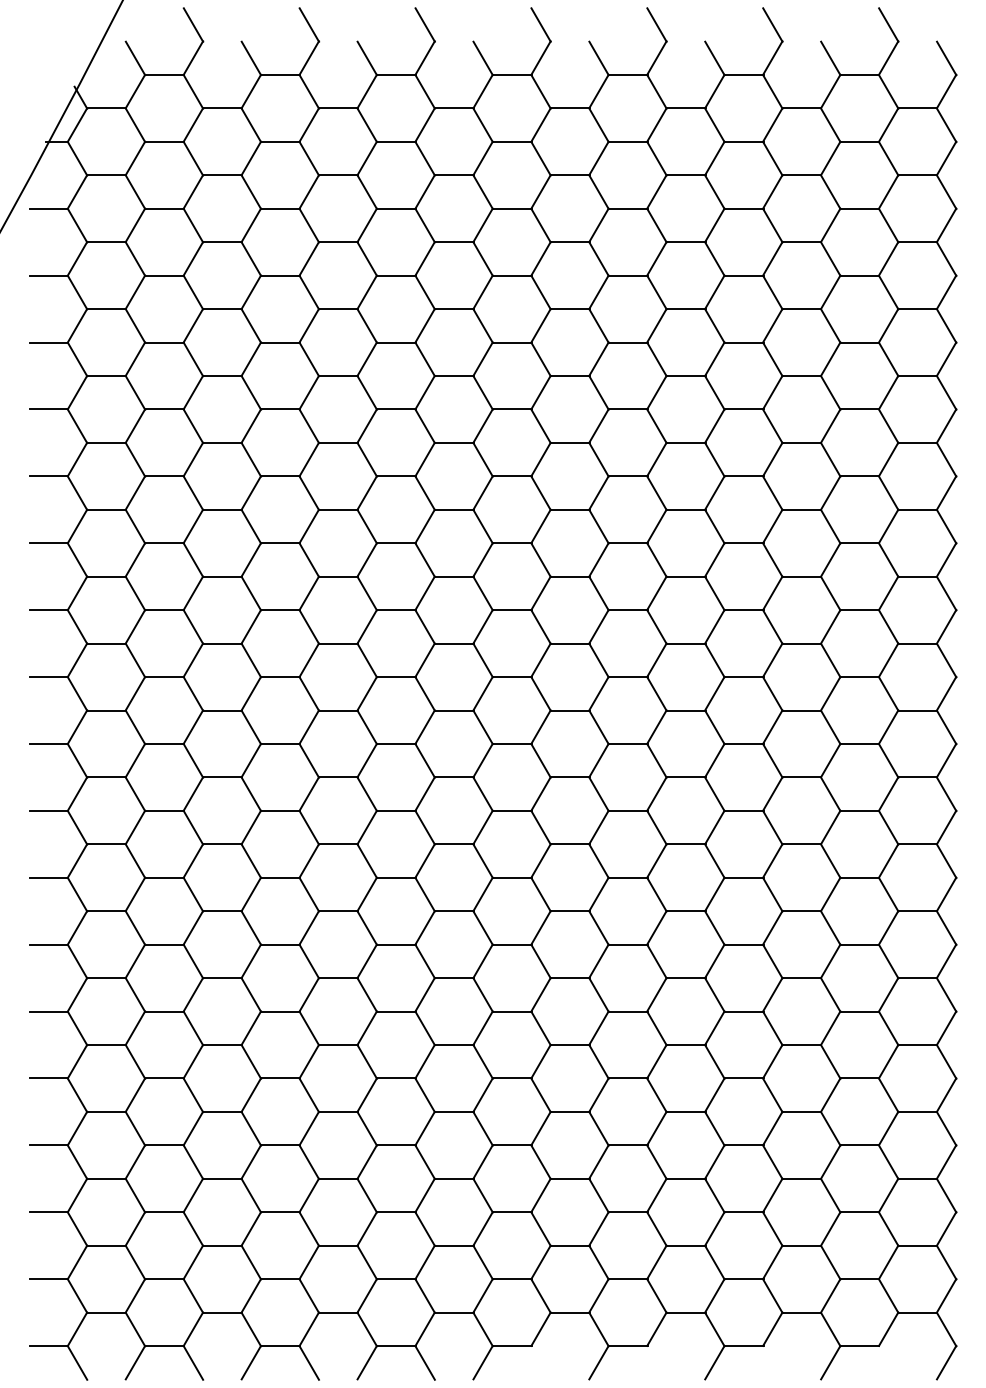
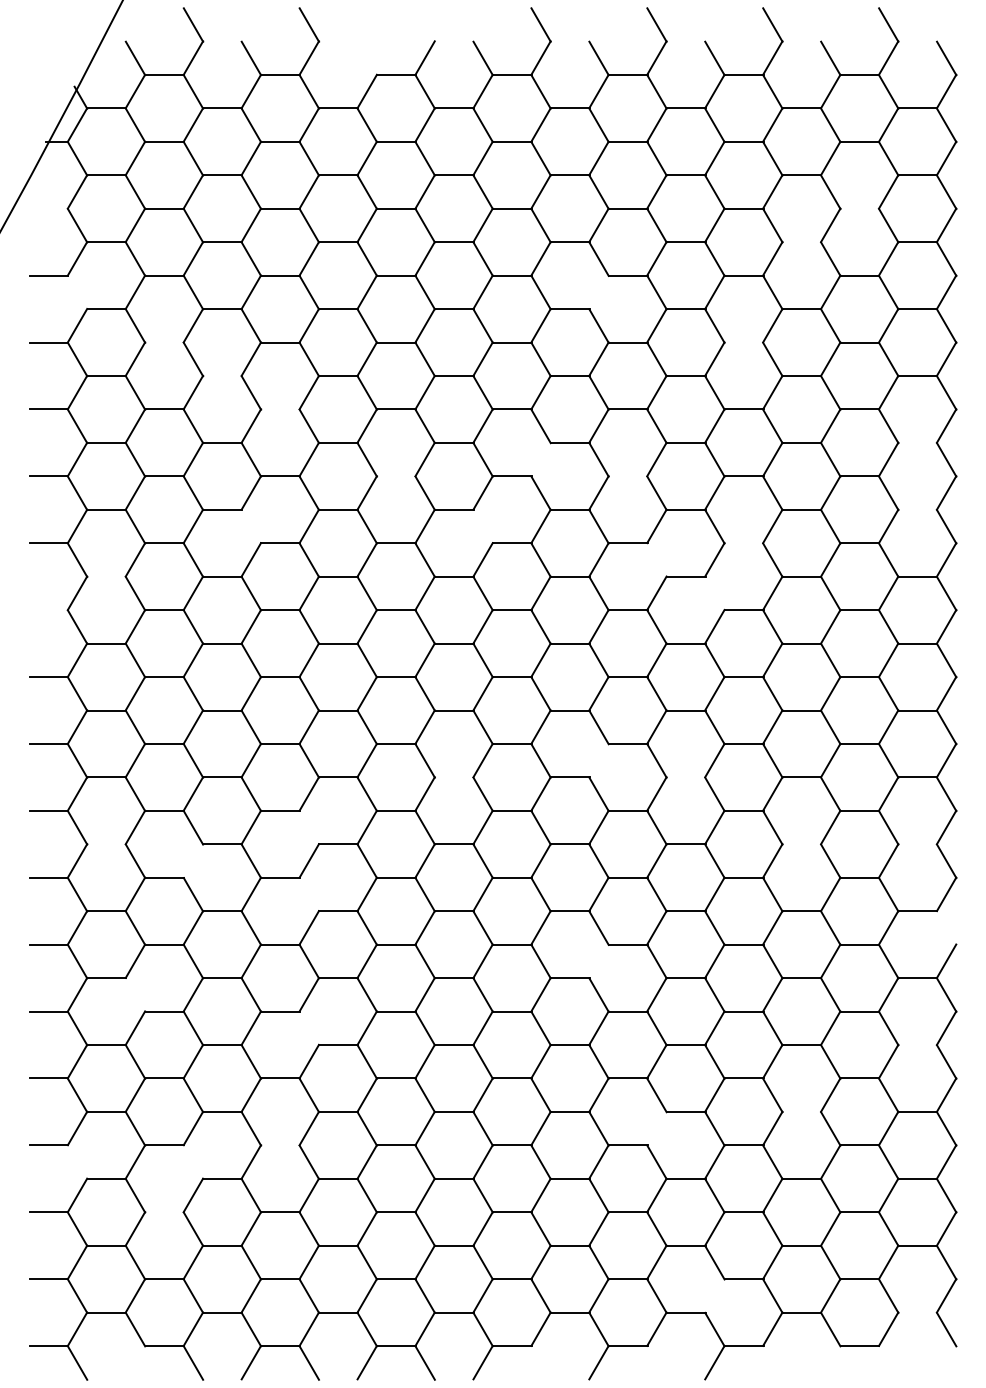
line: present -> none (424, 24)
line: present -> none (366, 58)
line: present -> none (48, 208)
line: present -> none (859, 208)
line: present -> none (801, 242)
line: present -> none (598, 291)
line: present -> none (77, 292)
line: present -> none (164, 342)
line: present -> none (743, 342)
line: present -> none (222, 376)
line: present -> none (280, 409)
line: present -> none (917, 442)
line: present -> none (540, 459)
line: present -> none (396, 476)
line: present -> none (628, 476)
line: present -> none (917, 509)
line: present -> none (251, 526)
line: present -> none (482, 526)
line: present -> none (743, 543)
line: present -> none (656, 559)
line: present -> none (106, 576)
line: present -> none (714, 593)
line: present -> none (48, 610)
line: present -> none (598, 760)
line: present -> none (454, 777)
line: present -> none (685, 777)
line: present -> none (309, 827)
line: present -> none (106, 844)
line: present -> none (801, 844)
line: present -> none (917, 844)
line: present -> none (193, 860)
line: present -> none (309, 894)
line: present -> none (946, 927)
line: present -> none (598, 960)
line: present -> none (135, 994)
line: present -> none (309, 1028)
line: present -> none (917, 1045)
line: present -> none (801, 1111)
line: present -> none (656, 1128)
line: present -> none (280, 1145)
line: present -> none (77, 1162)
line: present -> none (193, 1162)
line: present -> none (164, 1212)
line: present -> none (714, 1295)
line: present -> none (917, 1312)
line: present -> none (135, 1362)
line: present -> none (830, 1362)
line: present -> none (946, 1362)
